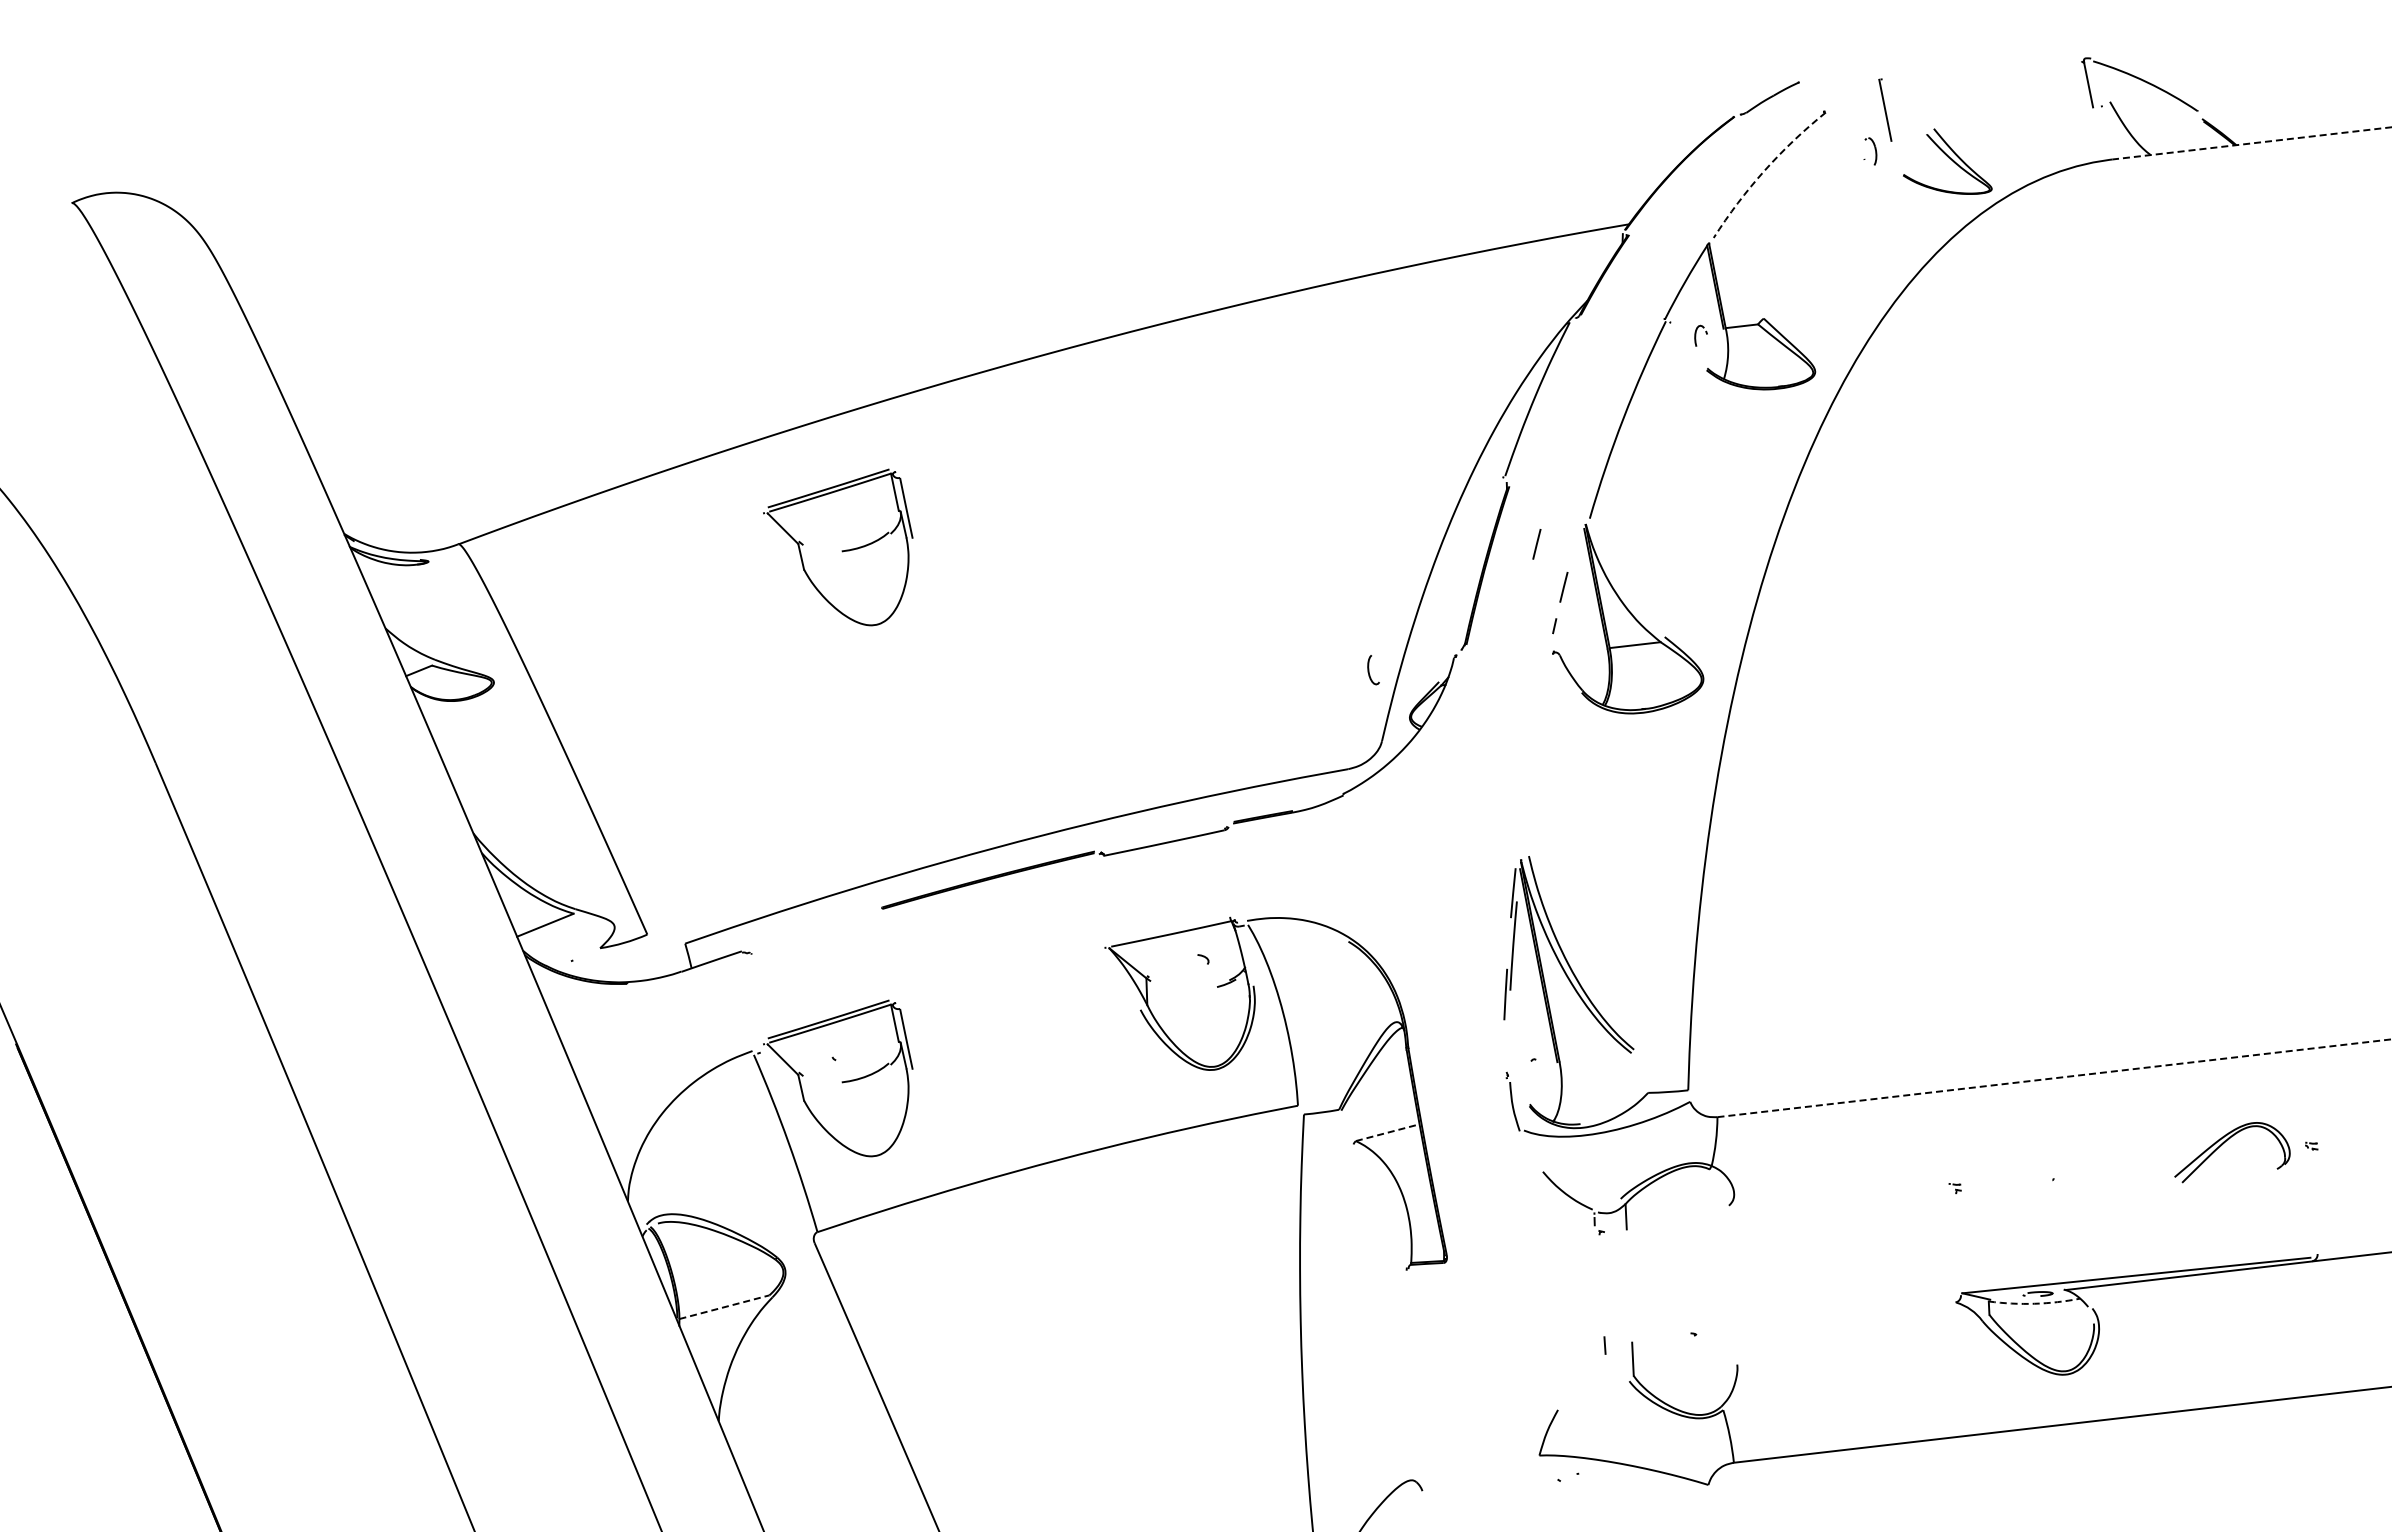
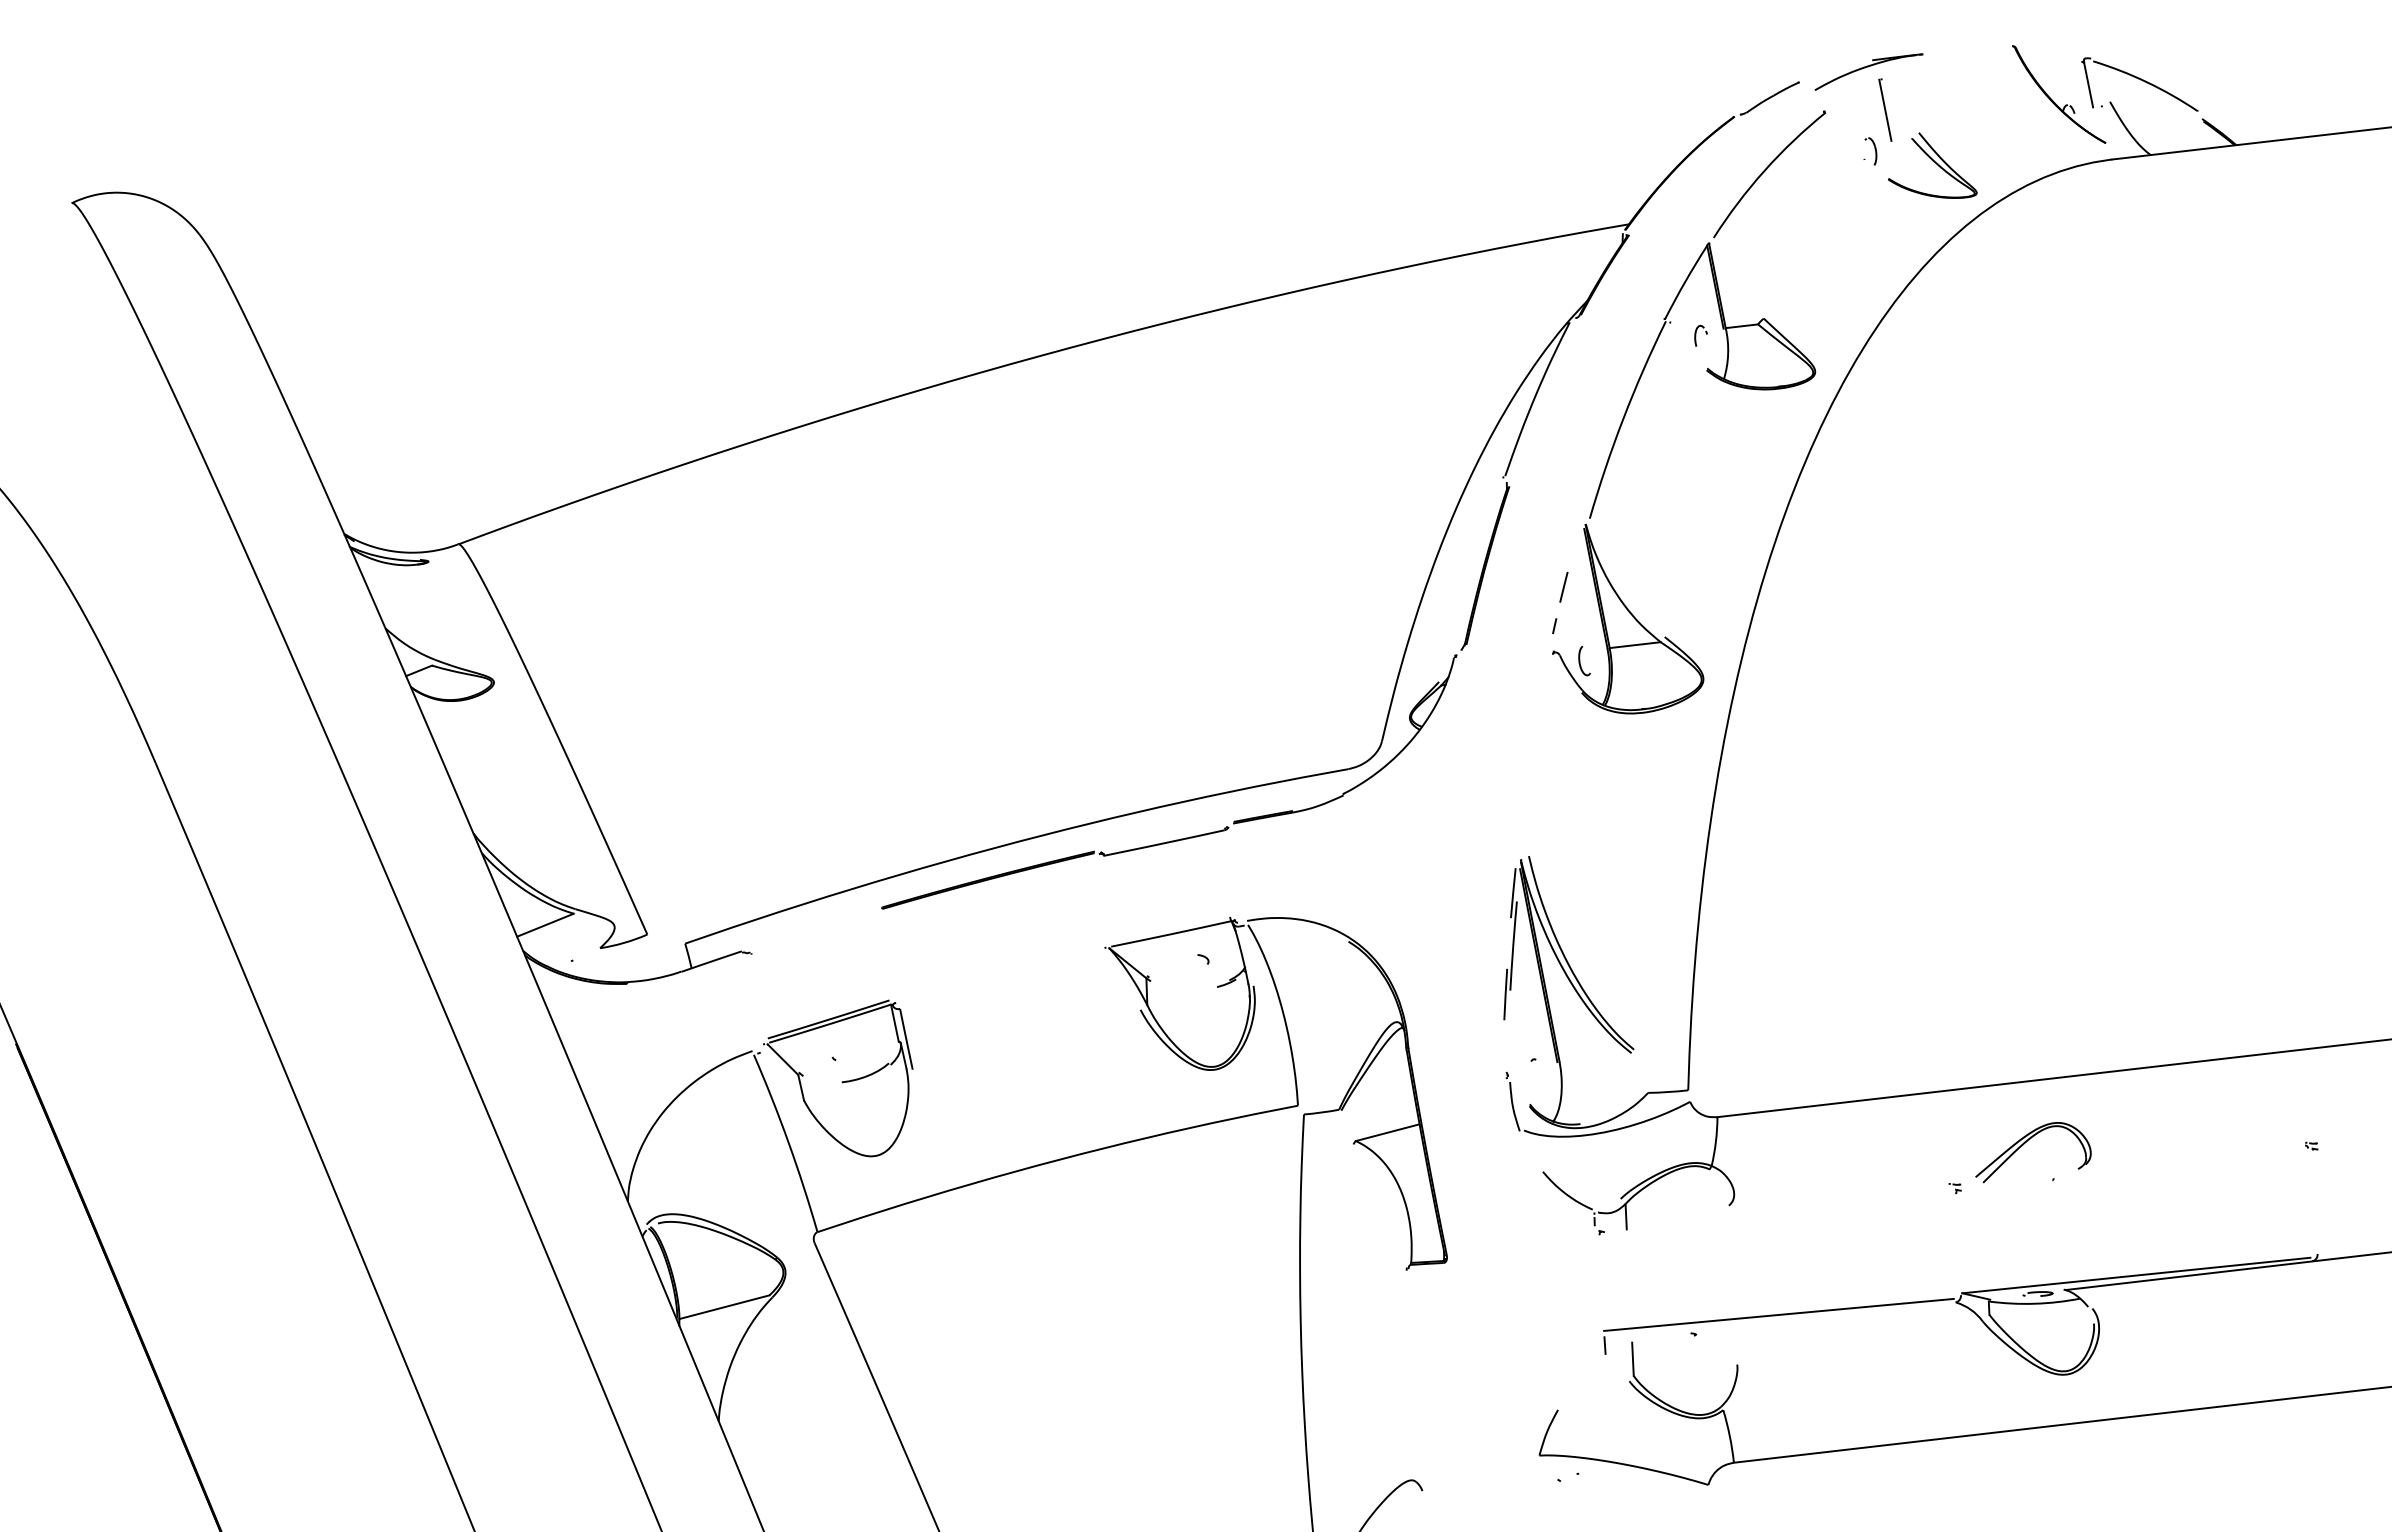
part: none -> present (1868, 71)
part: none -> present (2053, 100)
line: dashed -> solid (2251, 143)
part position: (1947, 161) -> (1932, 165) (1932, 165)
arc: dashed -> solid (1764, 170)
line: present -> none (1536, 544)
part: present -> none (838, 547)
curve position: (1369, 670) -> (1580, 661) (1580, 661)
line: dashed -> solid (2054, 1078)
line: dashed -> solid (1387, 1132)
part position: (2224, 1143) -> (2025, 1143) (2025, 1143)
arc: dashed -> solid (2034, 1303)
line: dashed -> solid (724, 1307)
line: none -> present (1778, 1314)
